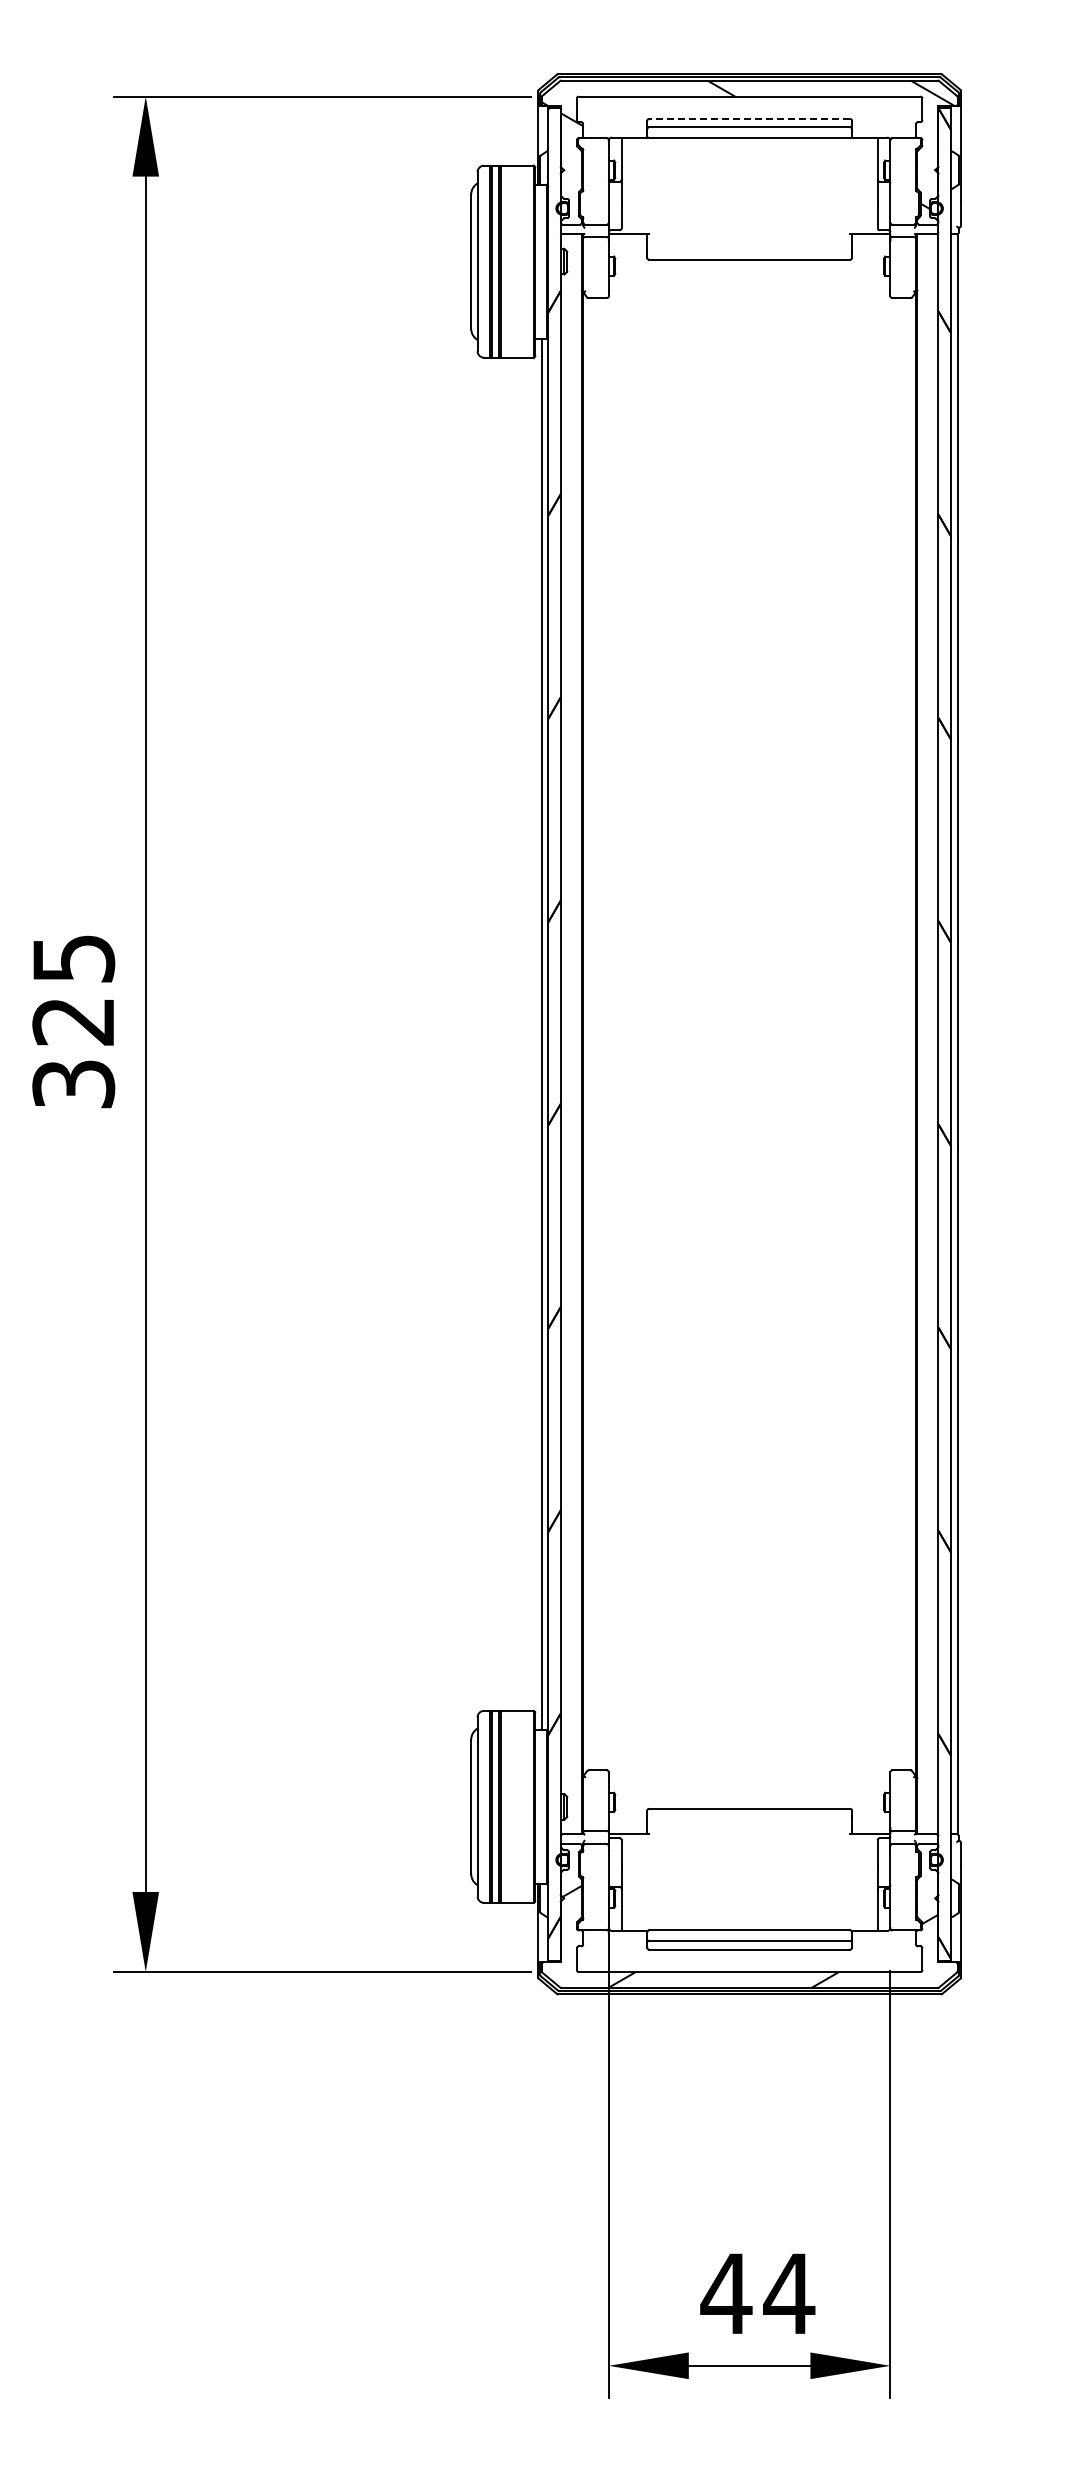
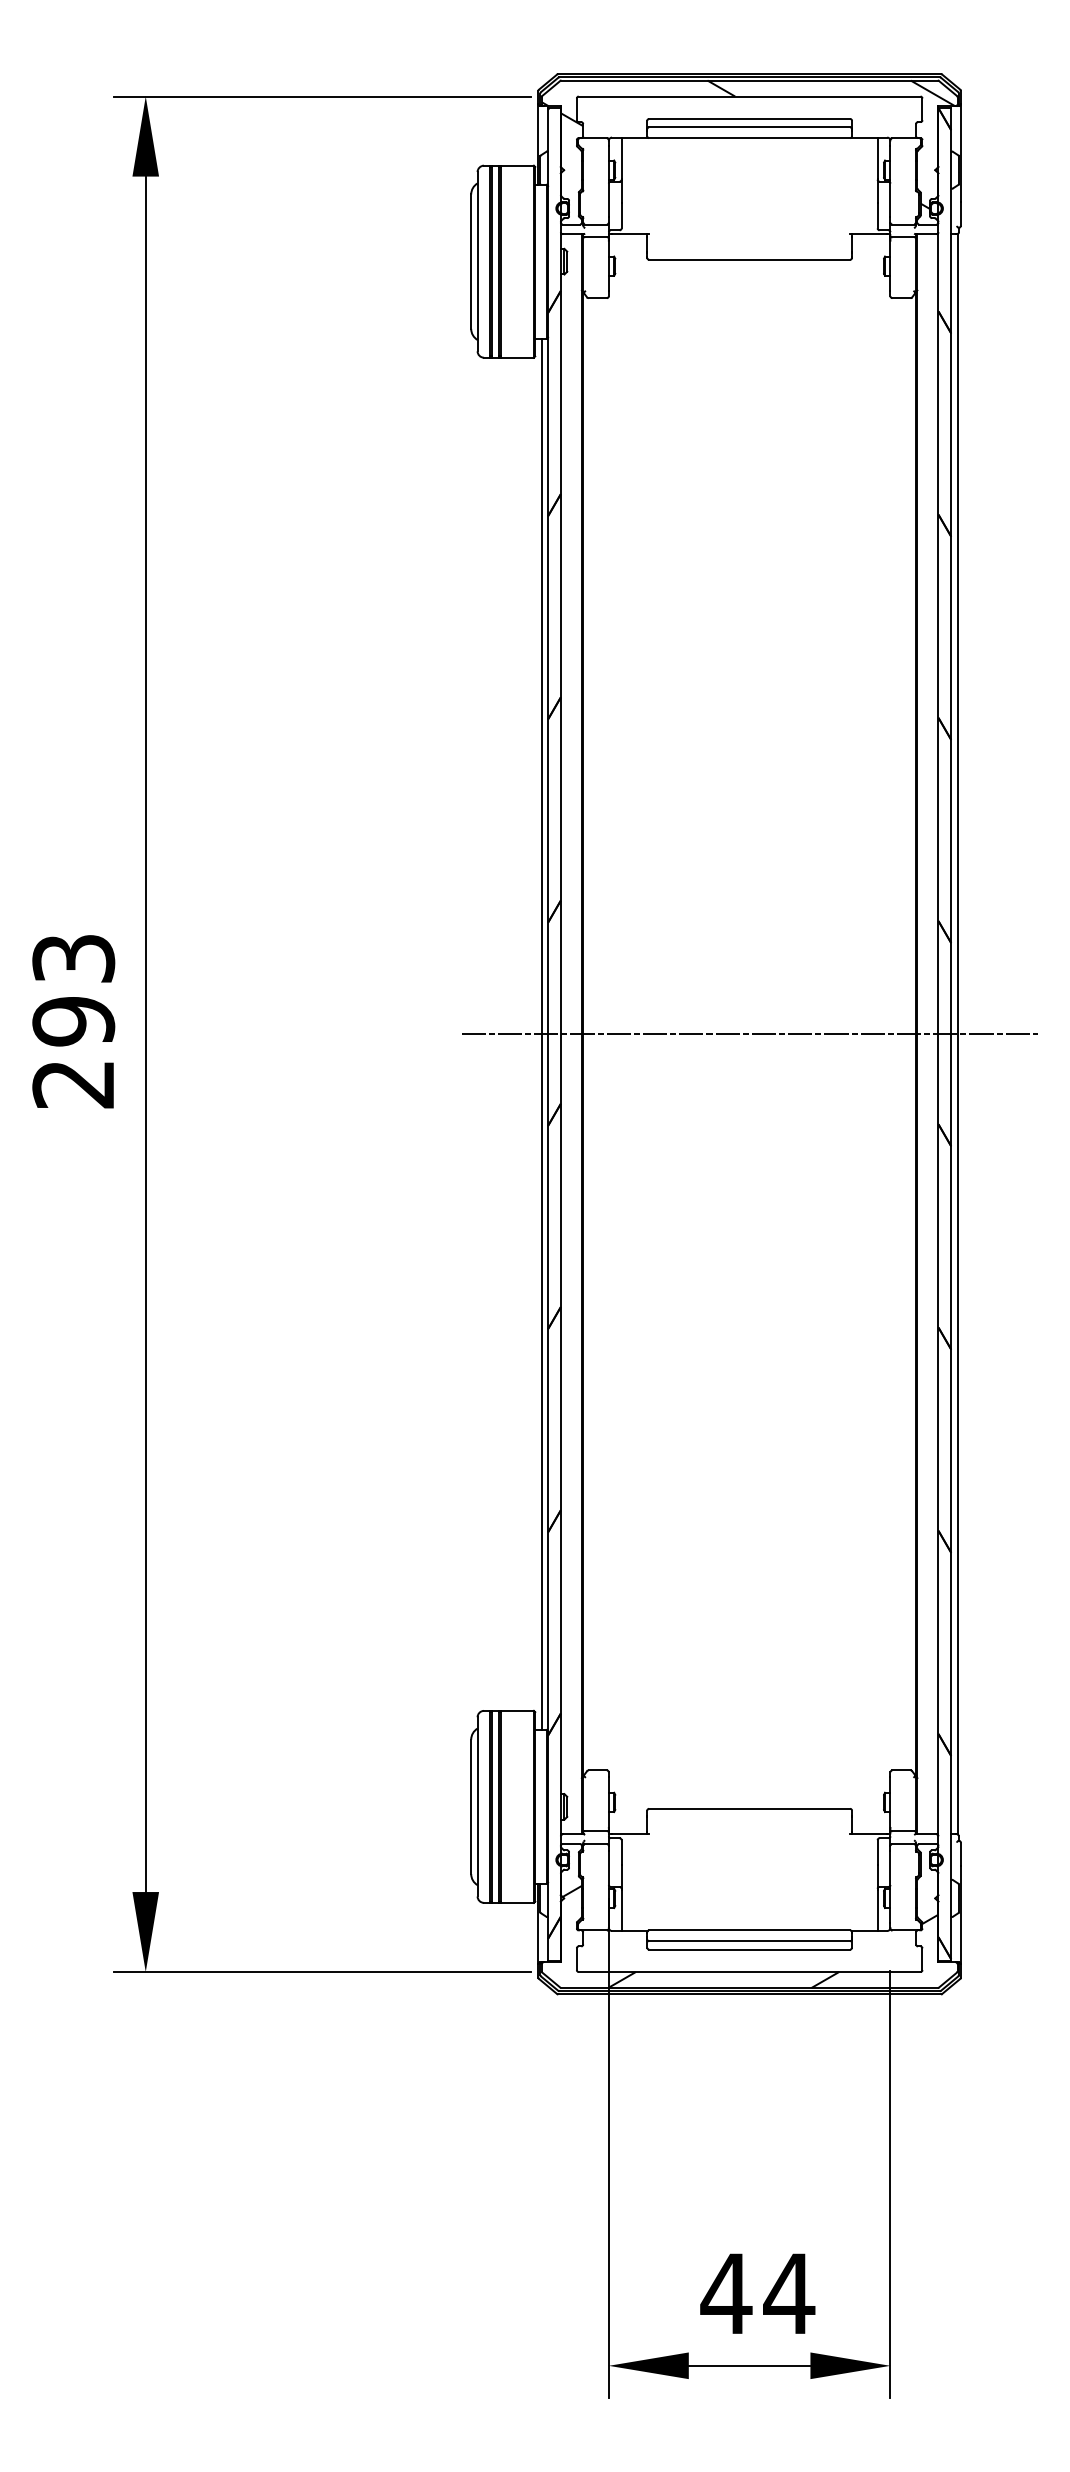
line: dashed -> solid (749, 118)
text: 325 -> 293 (73, 1021)
line: none -> present (749, 1034)
